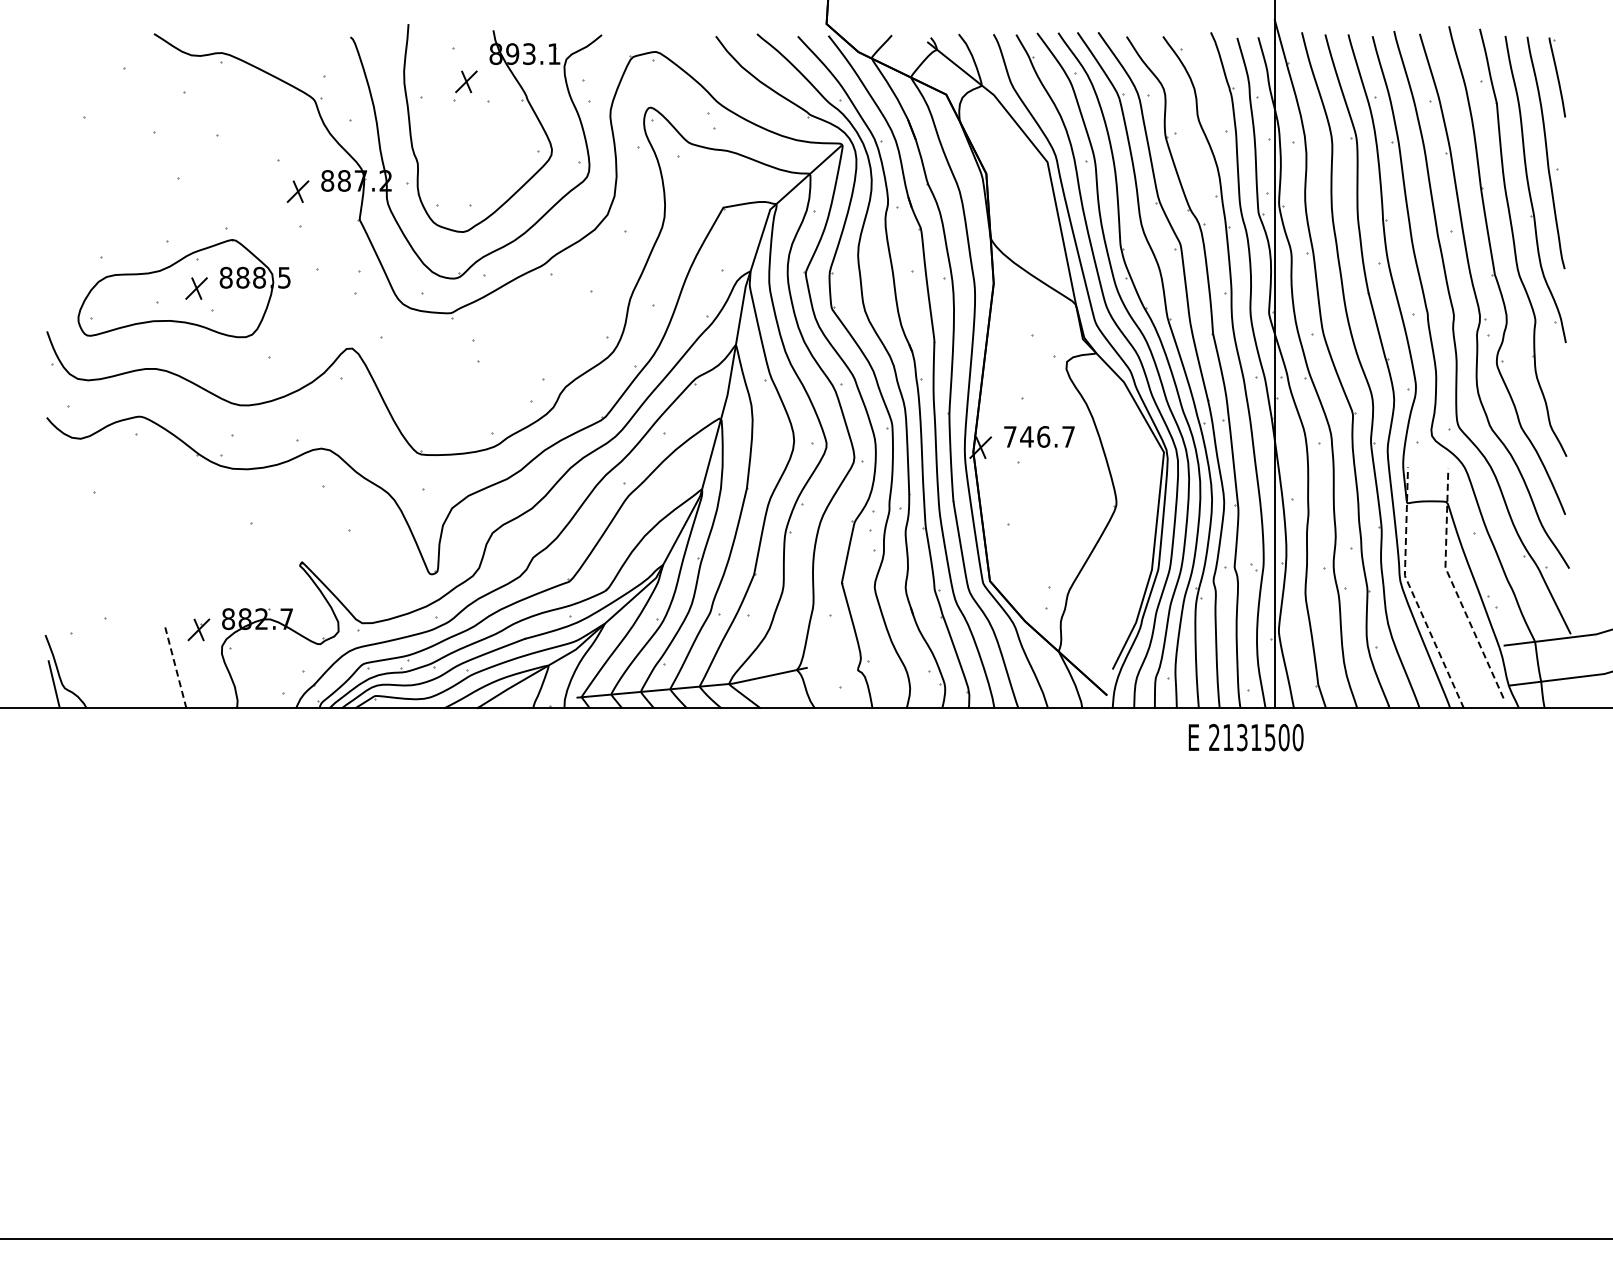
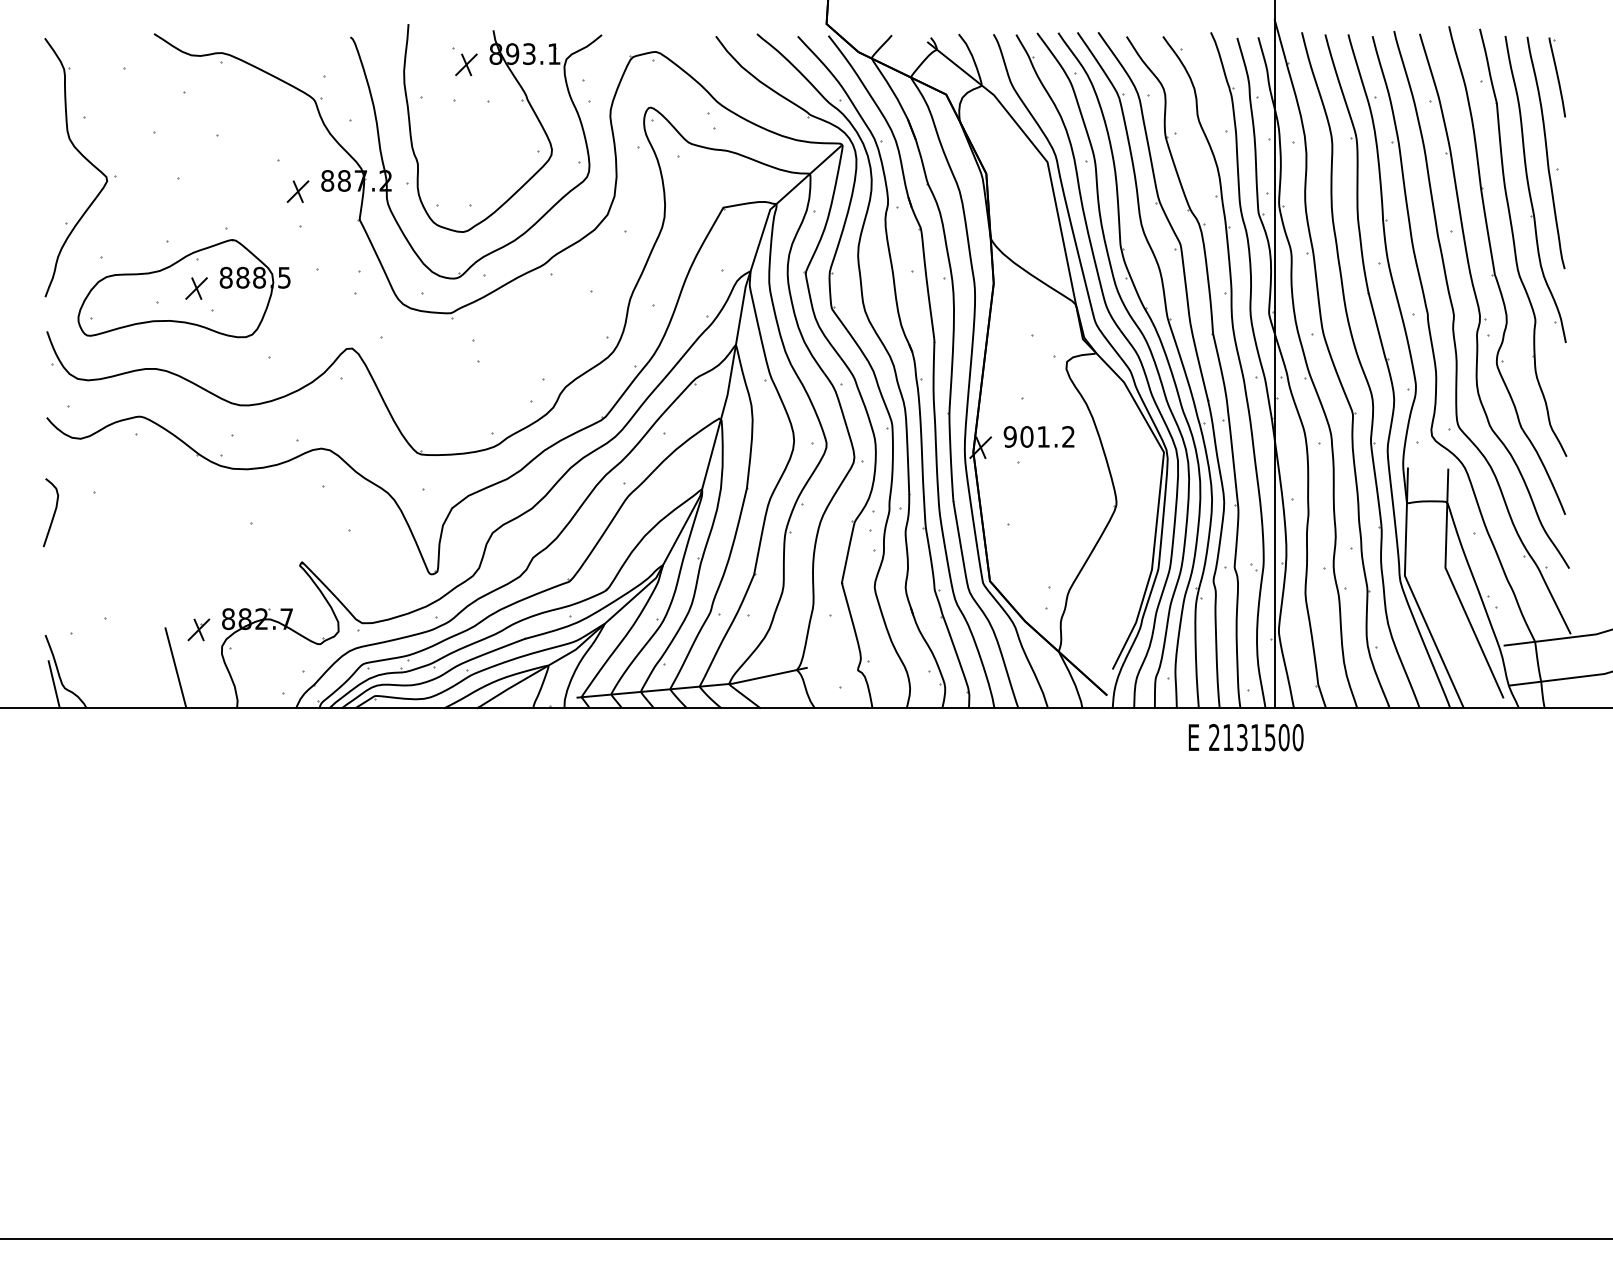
part position: (466, 81) -> (466, 64) (466, 64)
part: none -> present (86, 160)
text: 746.7 -> 901.2 (1038, 436)
curve: none -> present (53, 512)
line: dashed -> solid (1453, 586)
line: dashed -> solid (1412, 592)
line: dashed -> solid (175, 667)
